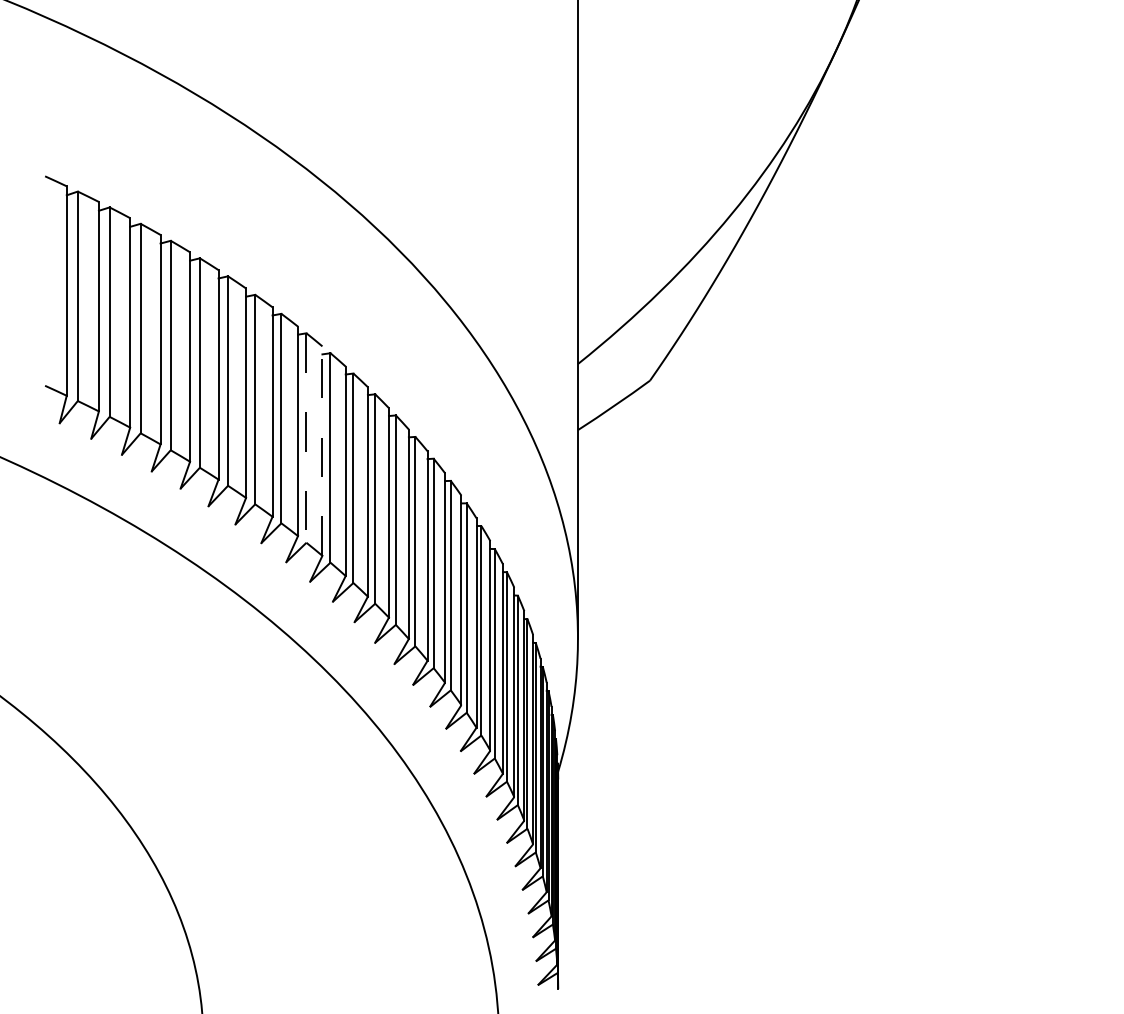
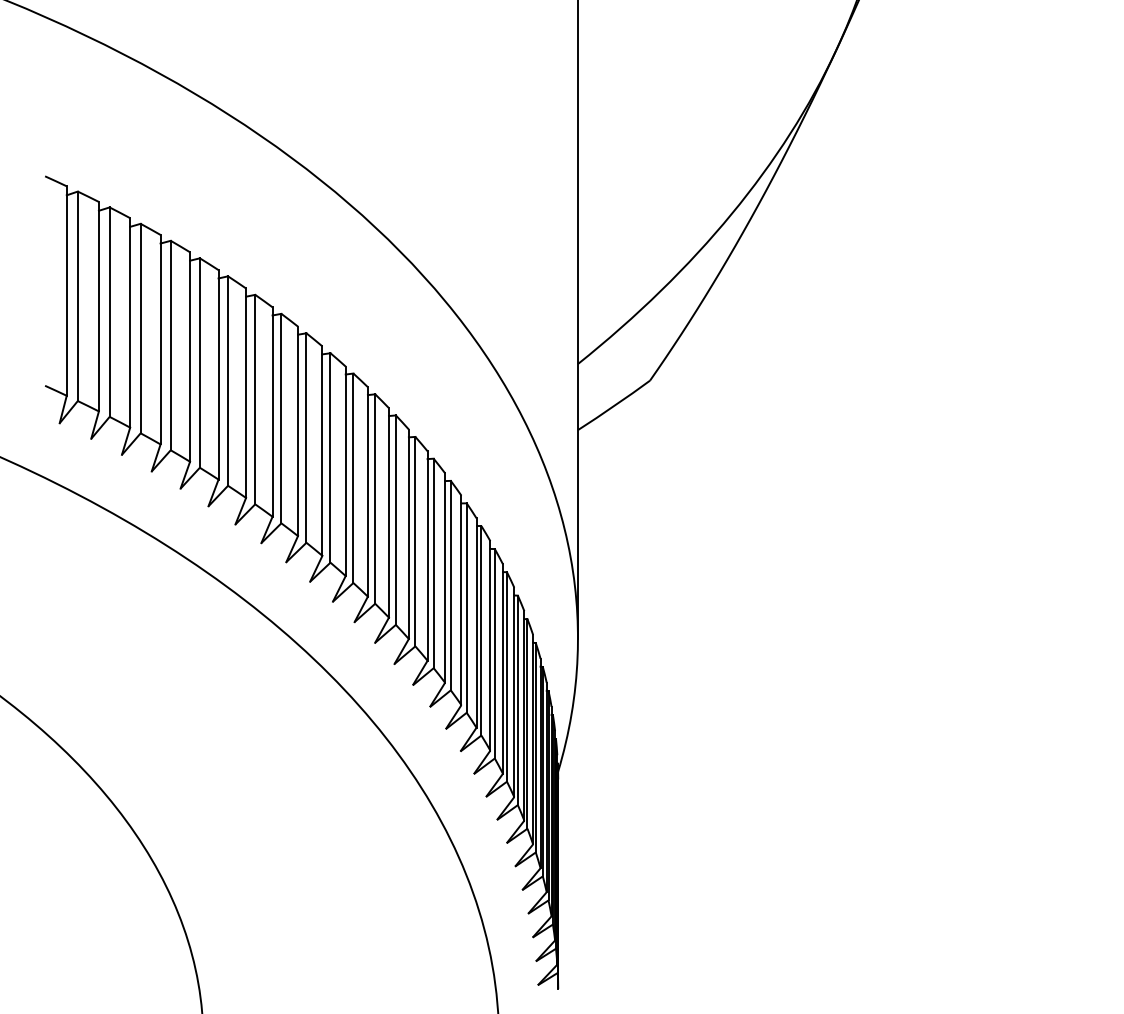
line: dashed -> solid (306, 438)
line: dashed -> solid (322, 451)
